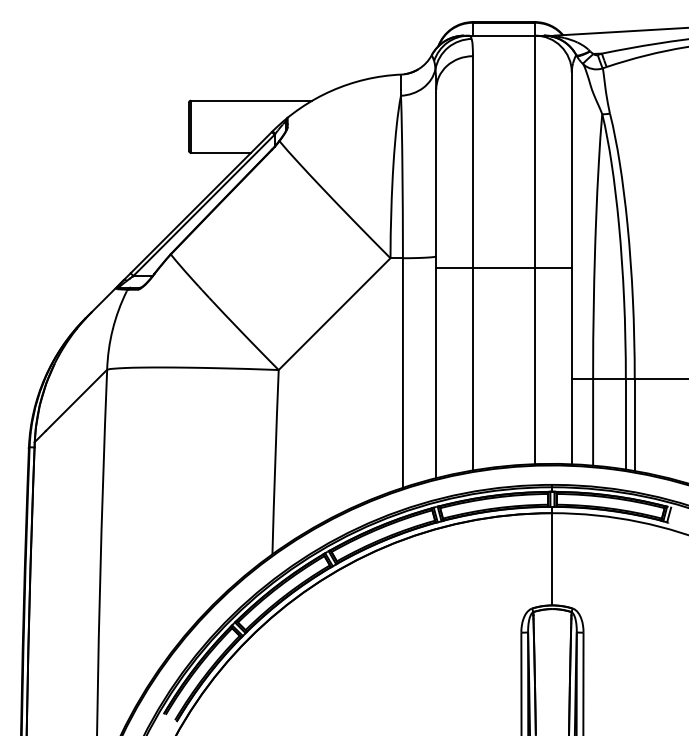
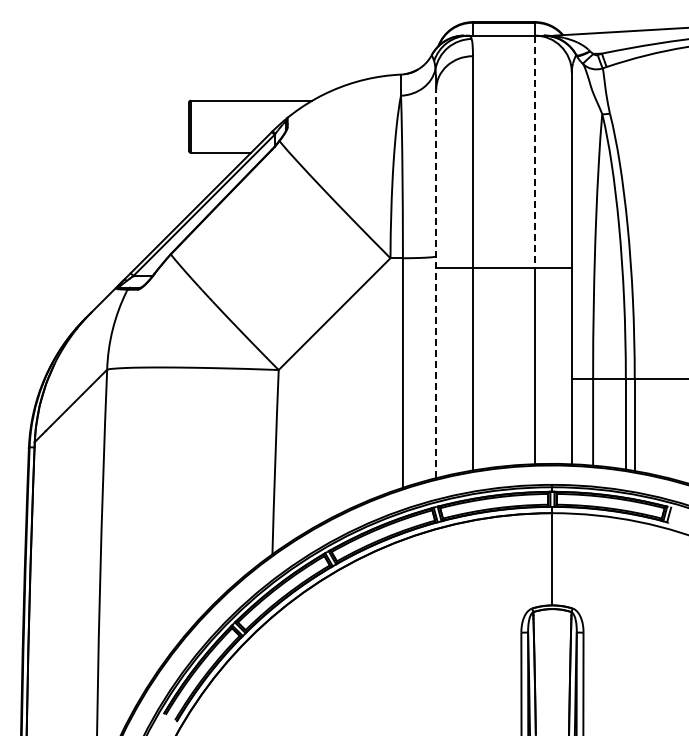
line: solid -> dashed (535, 152)
line: solid -> dashed (436, 283)
